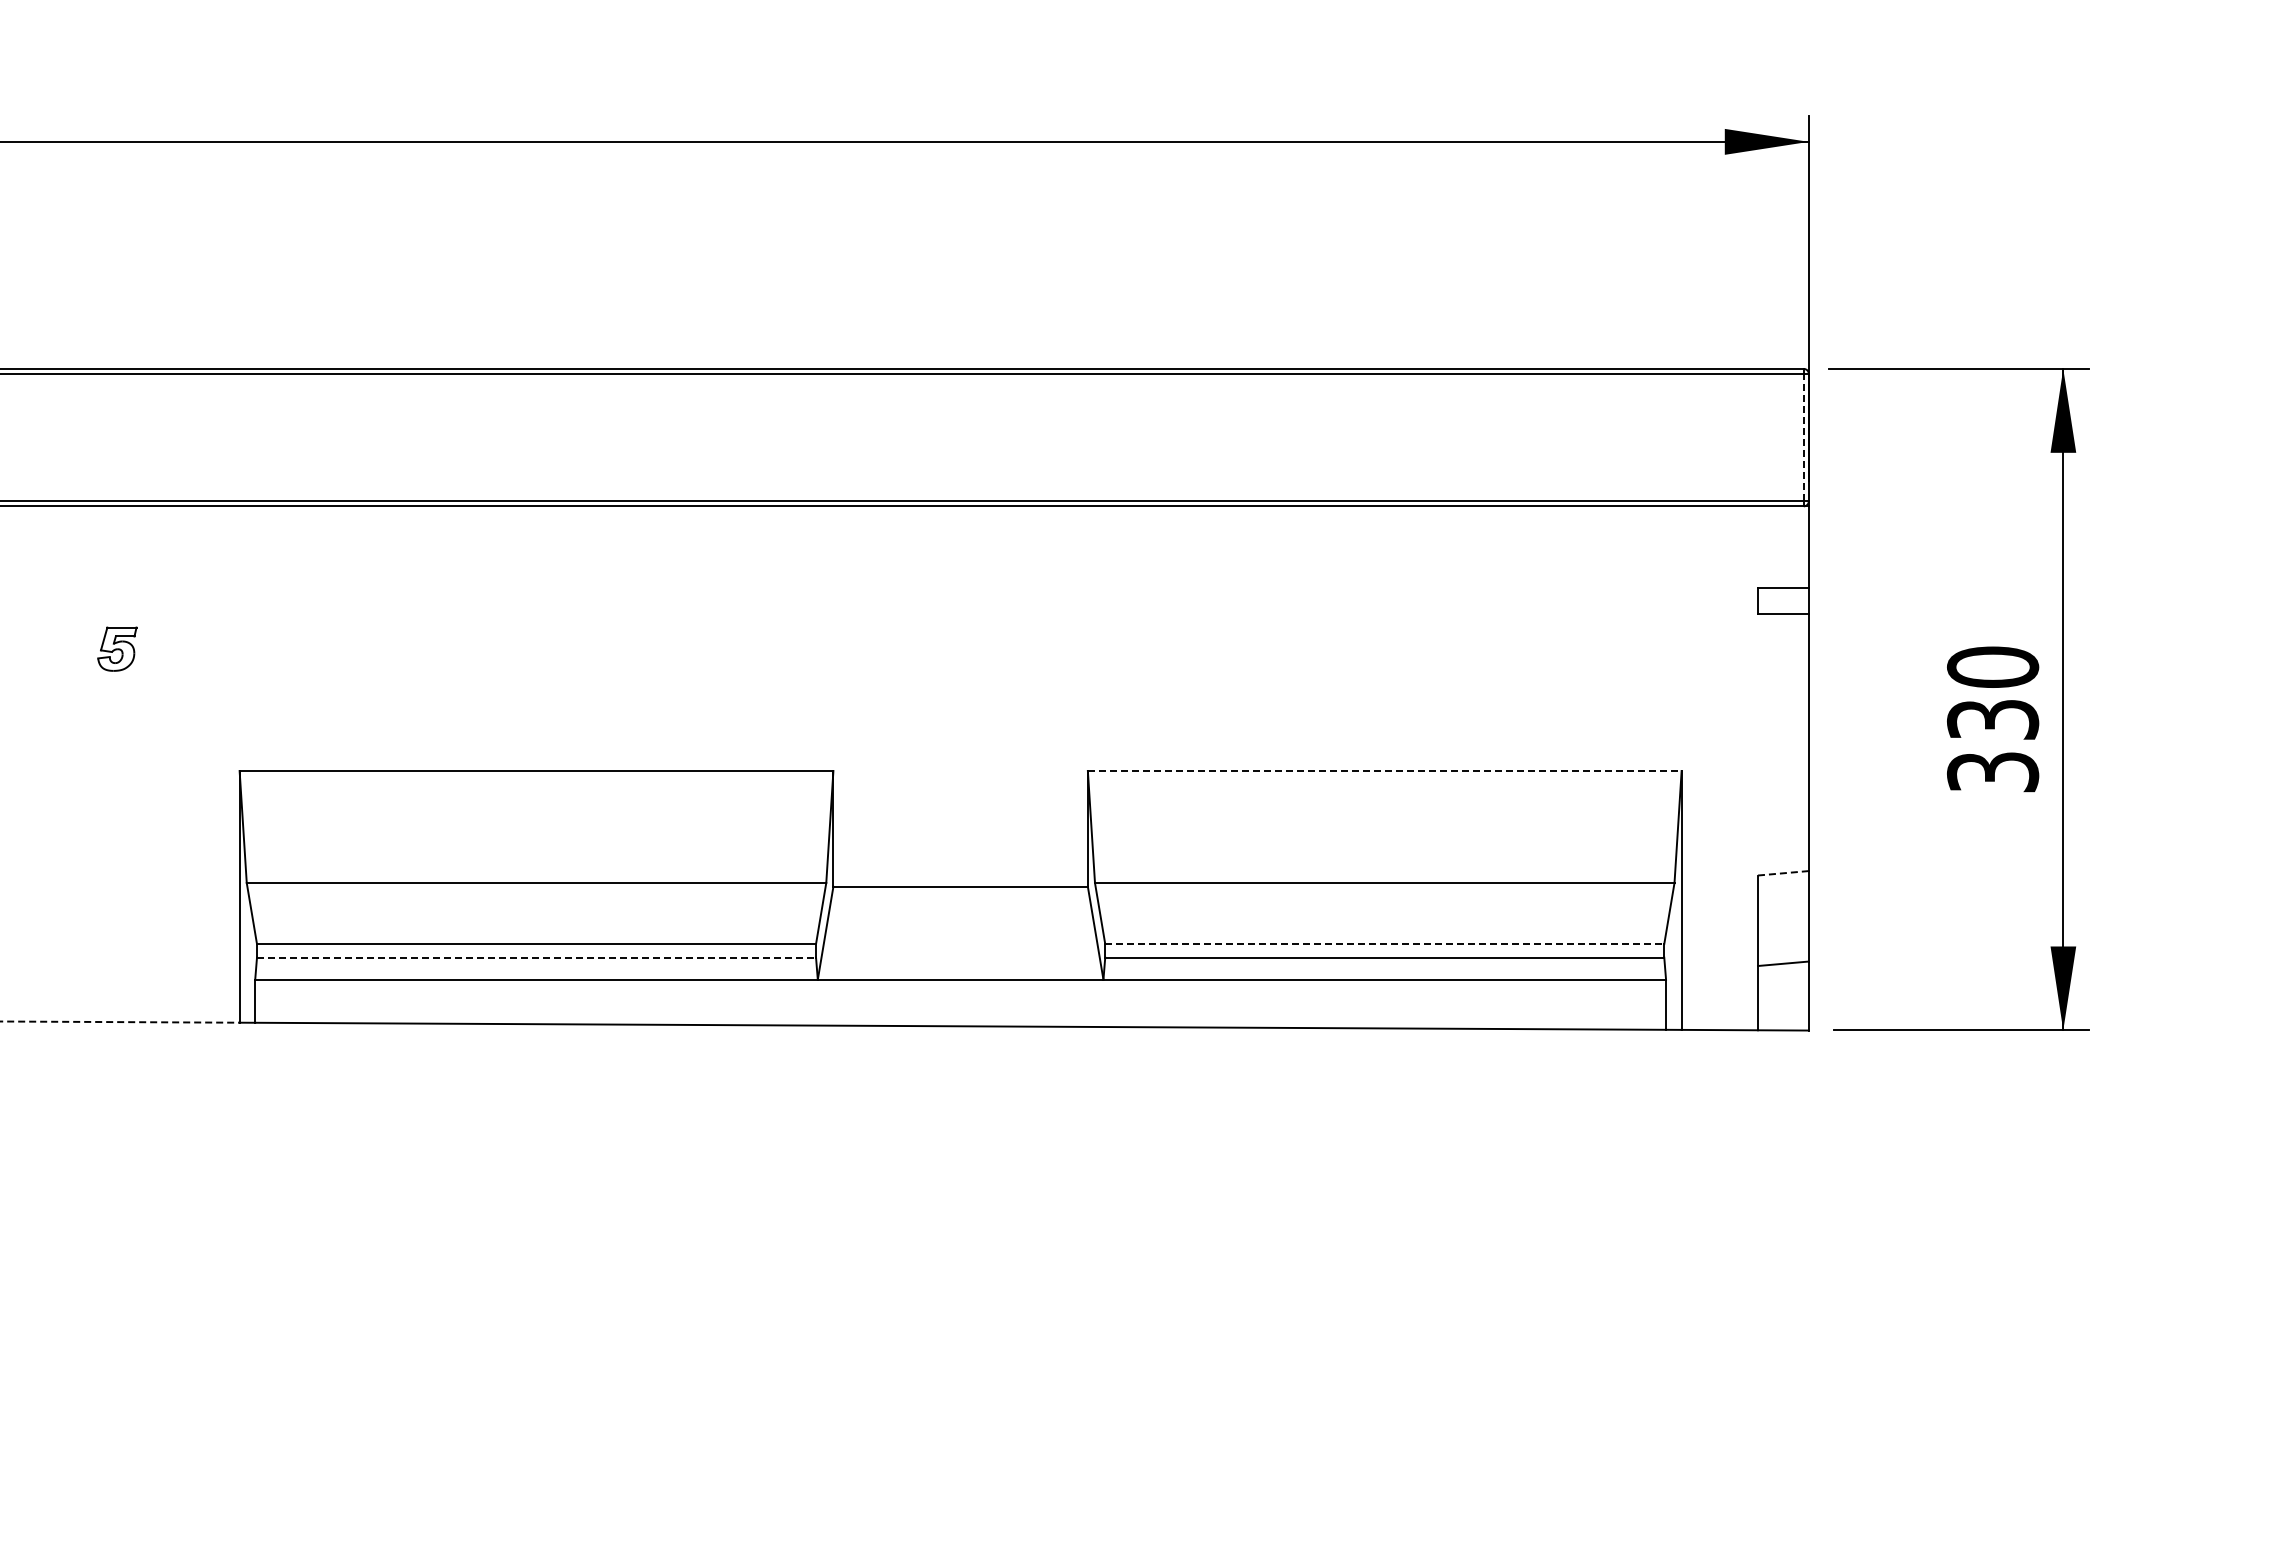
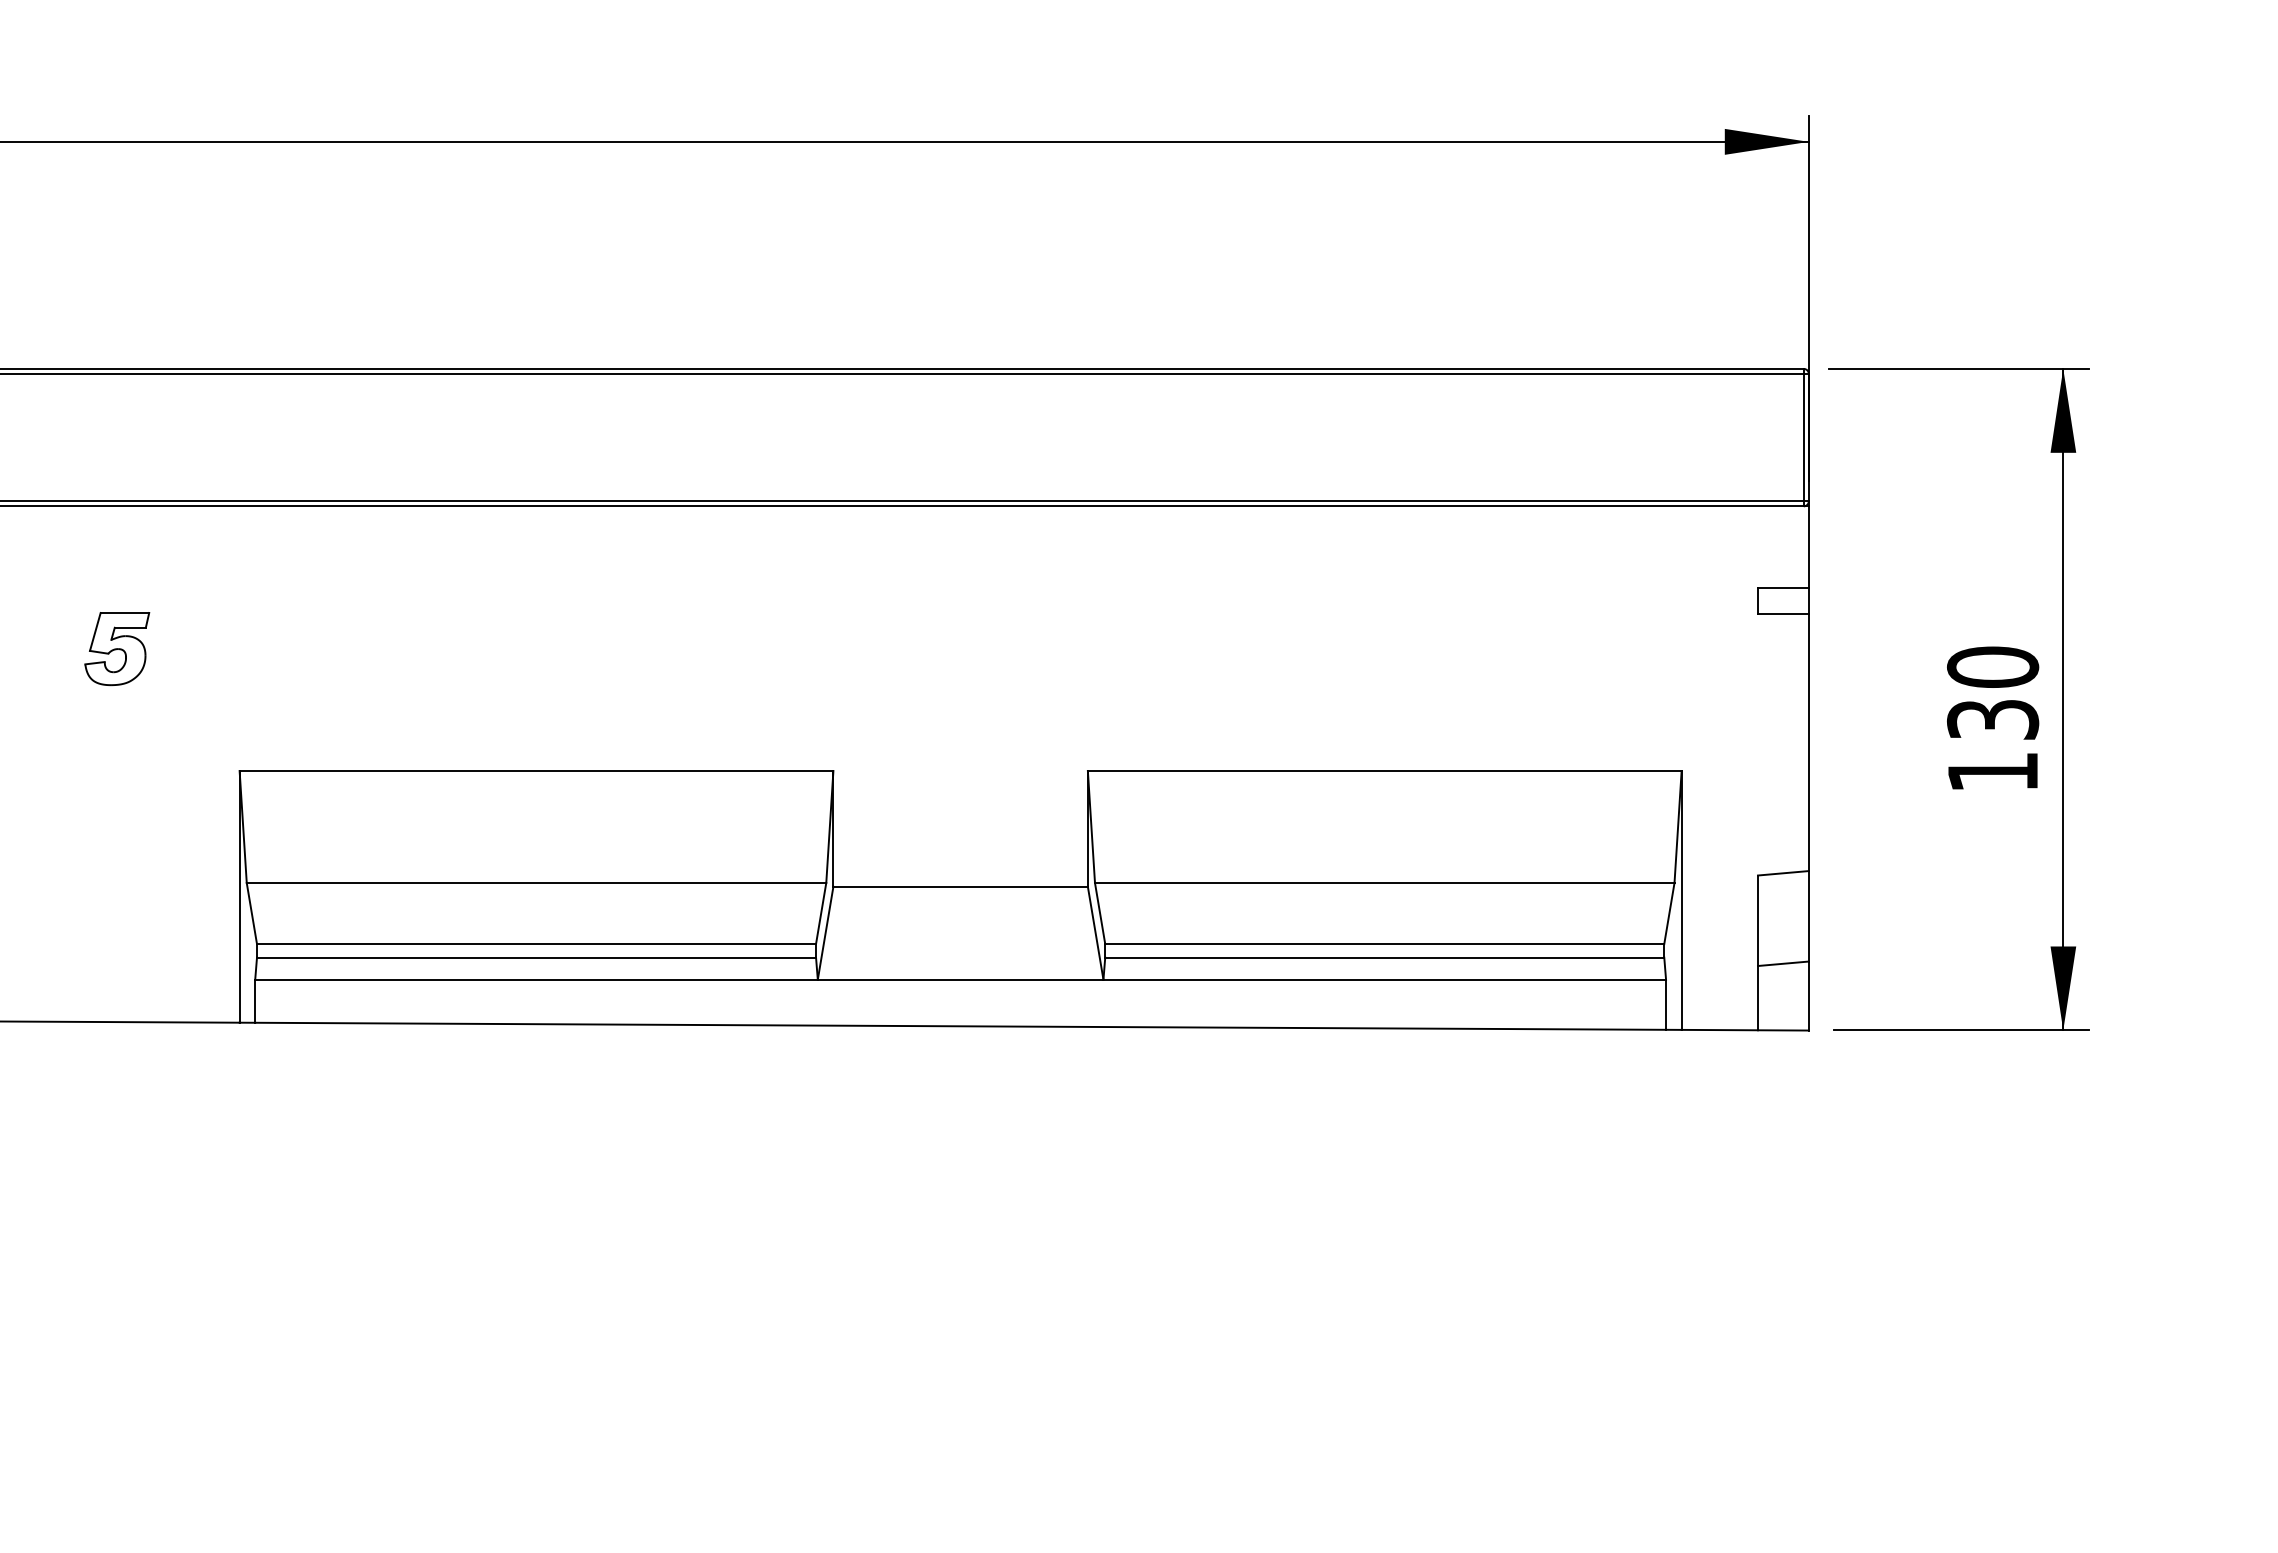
line: dashed -> solid (1803, 437)
part size: 41x46 px -> 67x75 px (117, 649)
line: dashed -> solid (1384, 771)
text: 330 -> 130 (1993, 772)
line: dashed -> solid (1783, 873)
line: dashed -> solid (1384, 944)
line: dashed -> solid (536, 957)
line: dashed -> solid (119, 1022)
